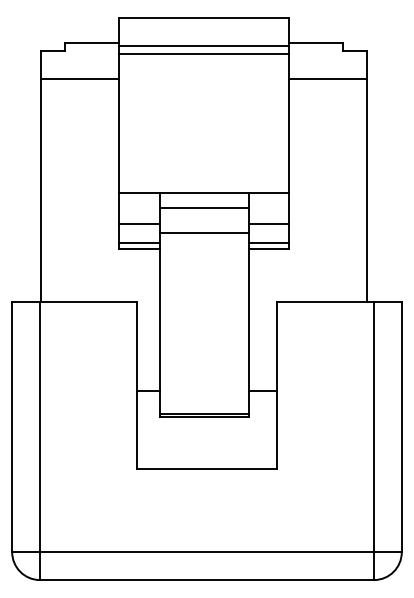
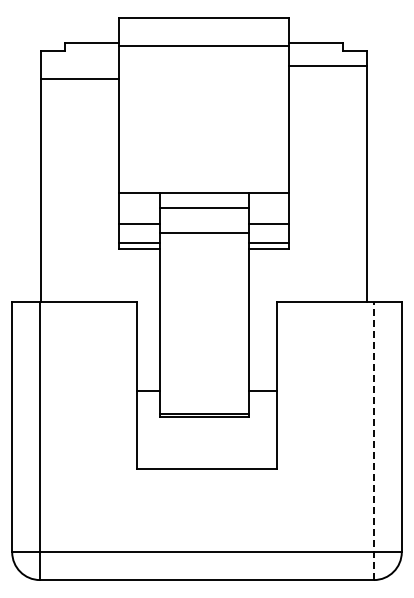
line: present -> none (204, 54)
line position: (328, 79) -> (328, 66) (328, 66)
line: solid -> dashed (373, 440)
